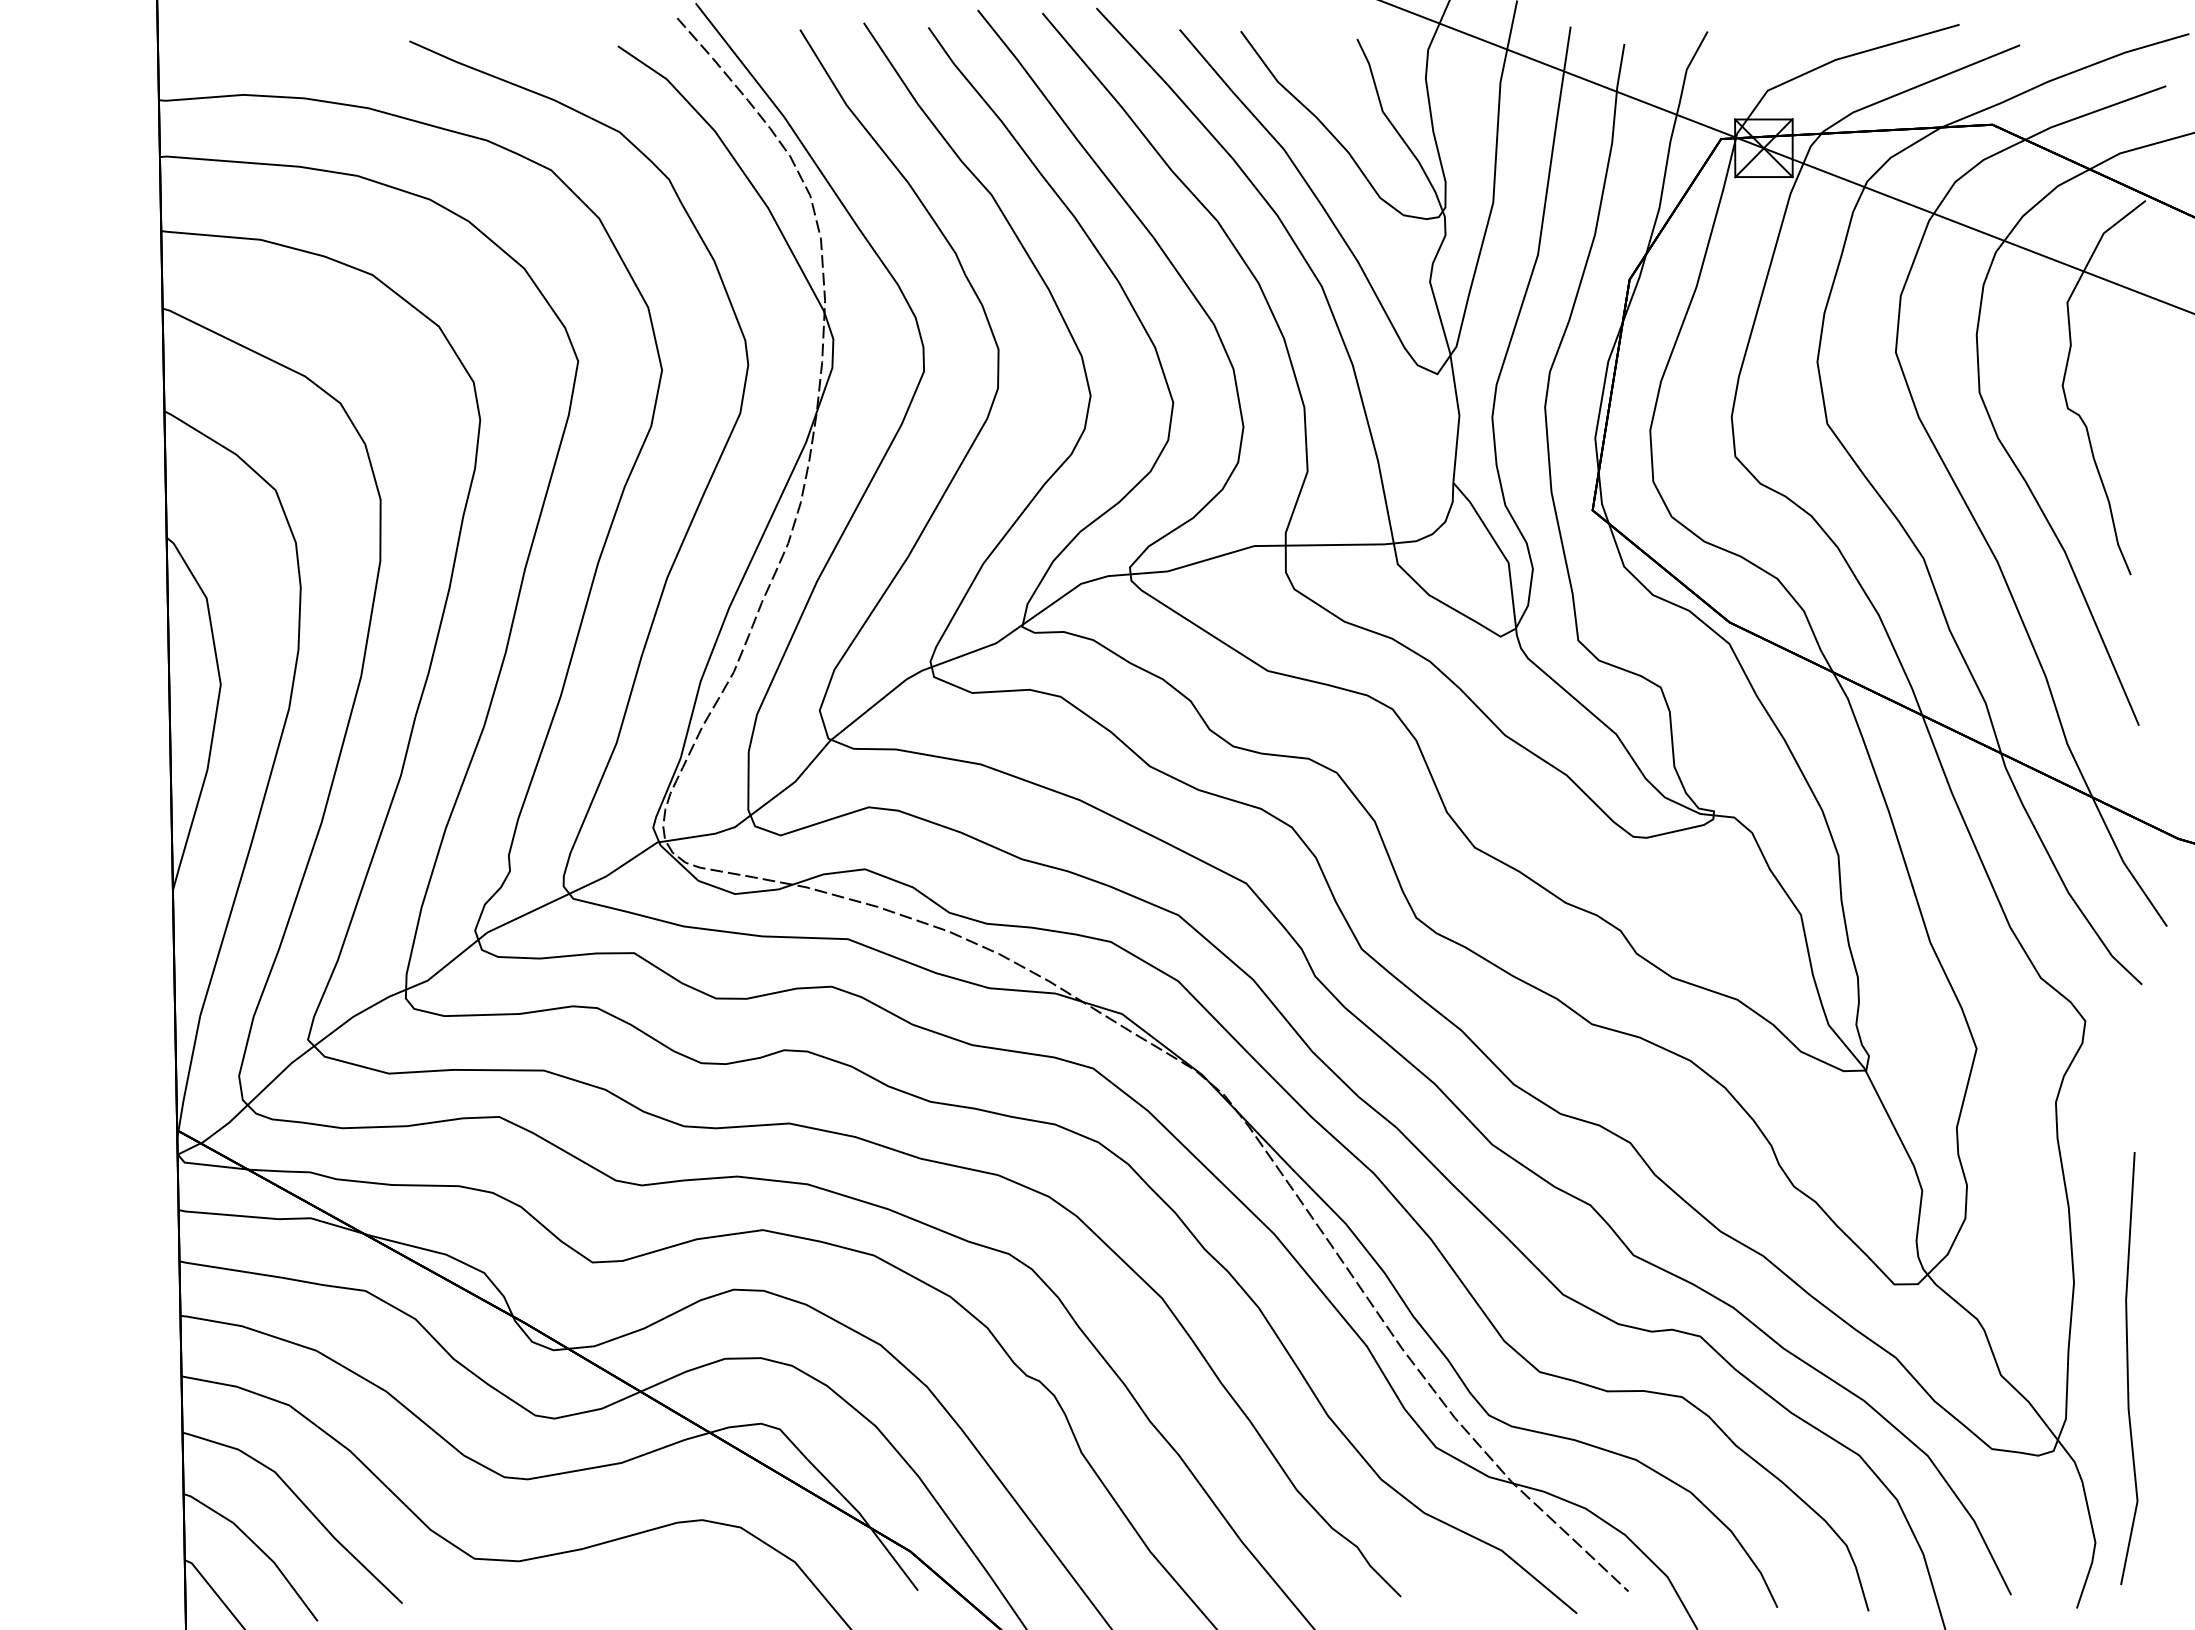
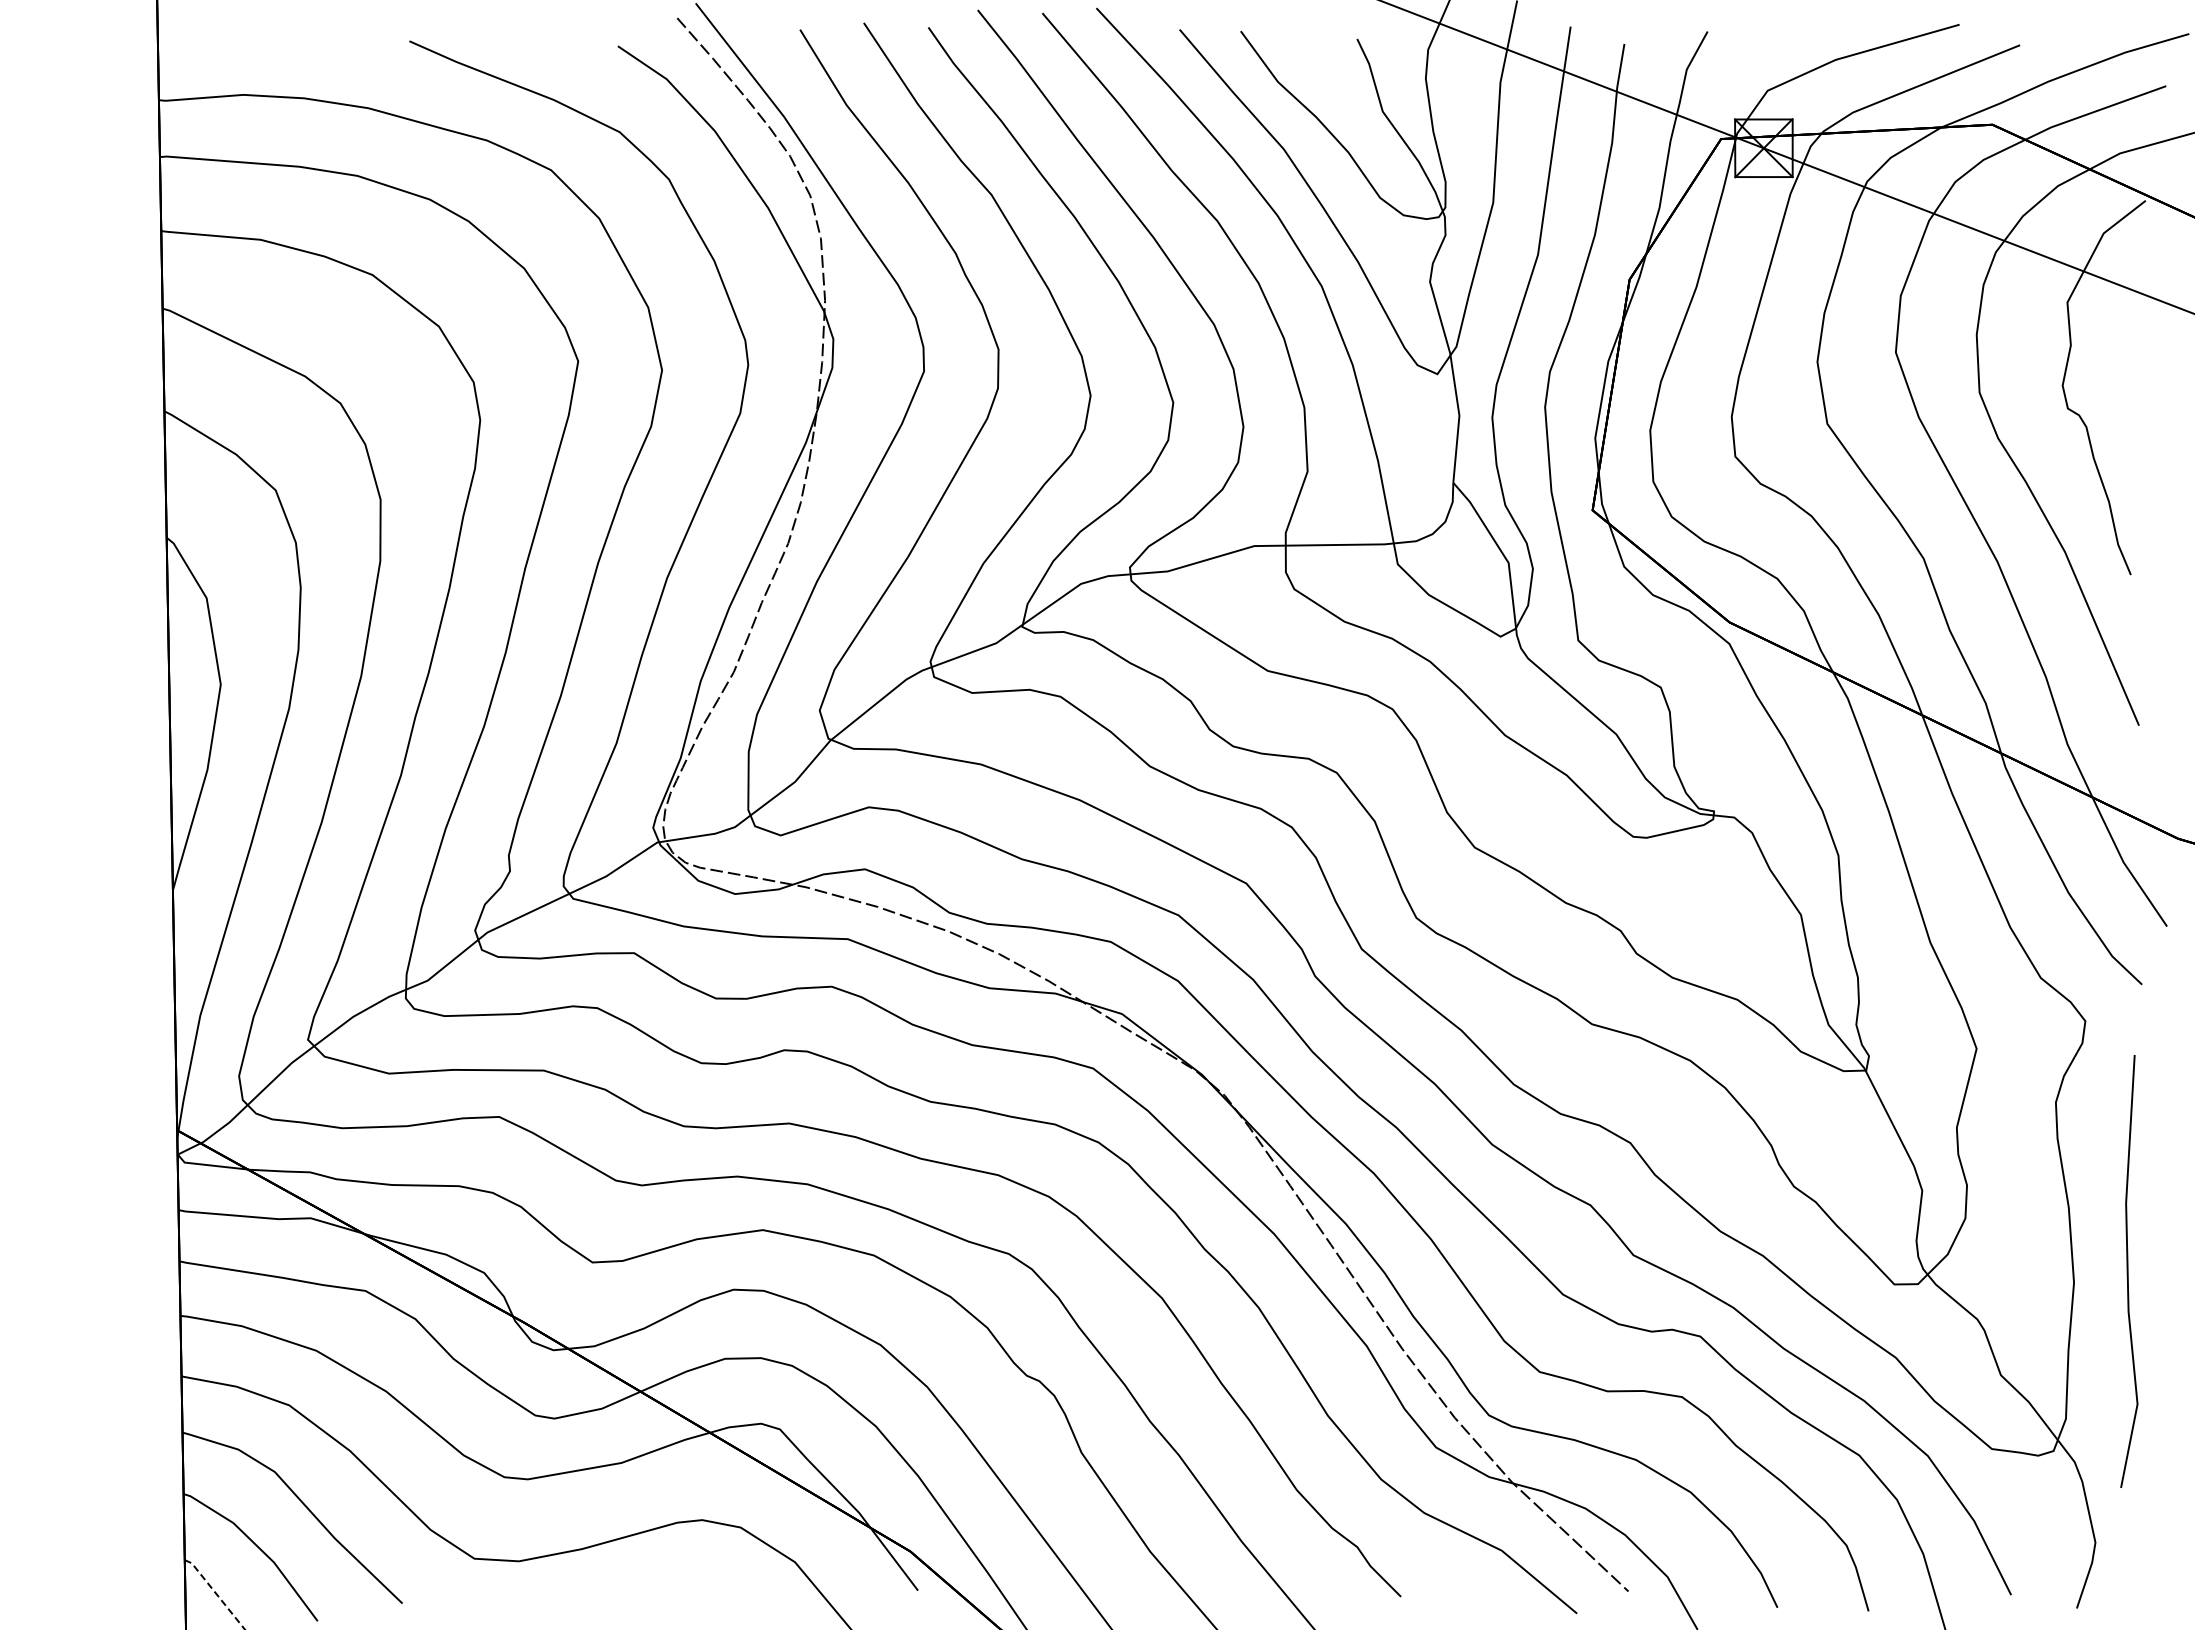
line position: (2128, 1368) -> (2128, 1271) (2128, 1271)
line: solid -> dashed (215, 1592)
